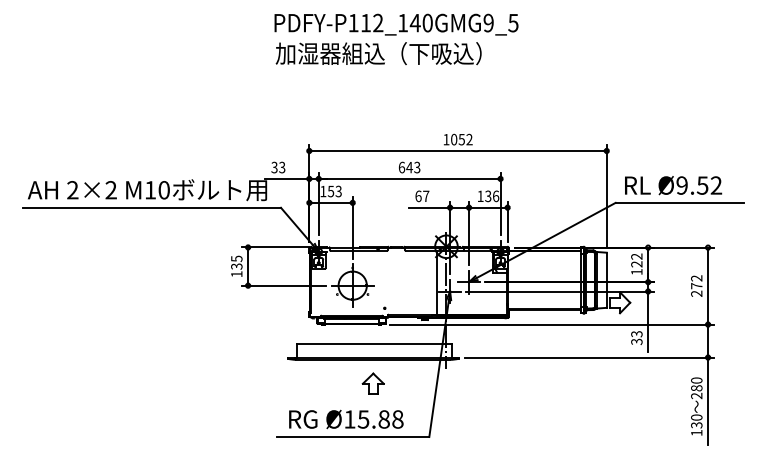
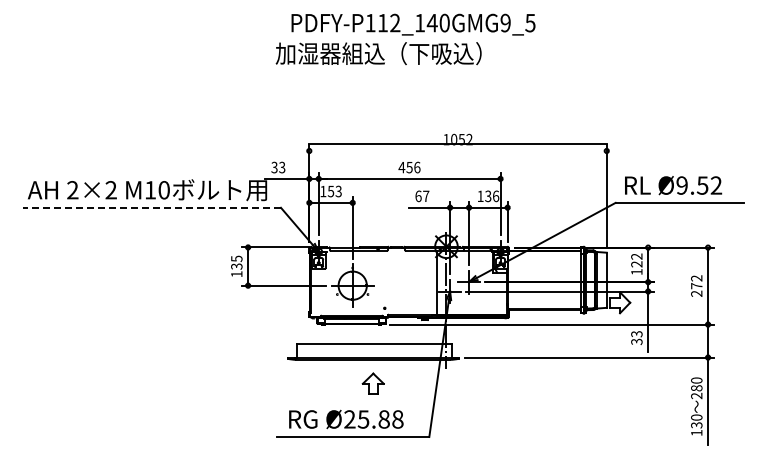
text position: (396, 24) -> (413, 24) (413, 24)
line position: (457, 150) -> (457, 143) (457, 143)
text: 643 -> 456 (409, 167)
line: solid -> dashed (152, 207)
text: Ø15.88 -> Ø25.88 (349, 419)
